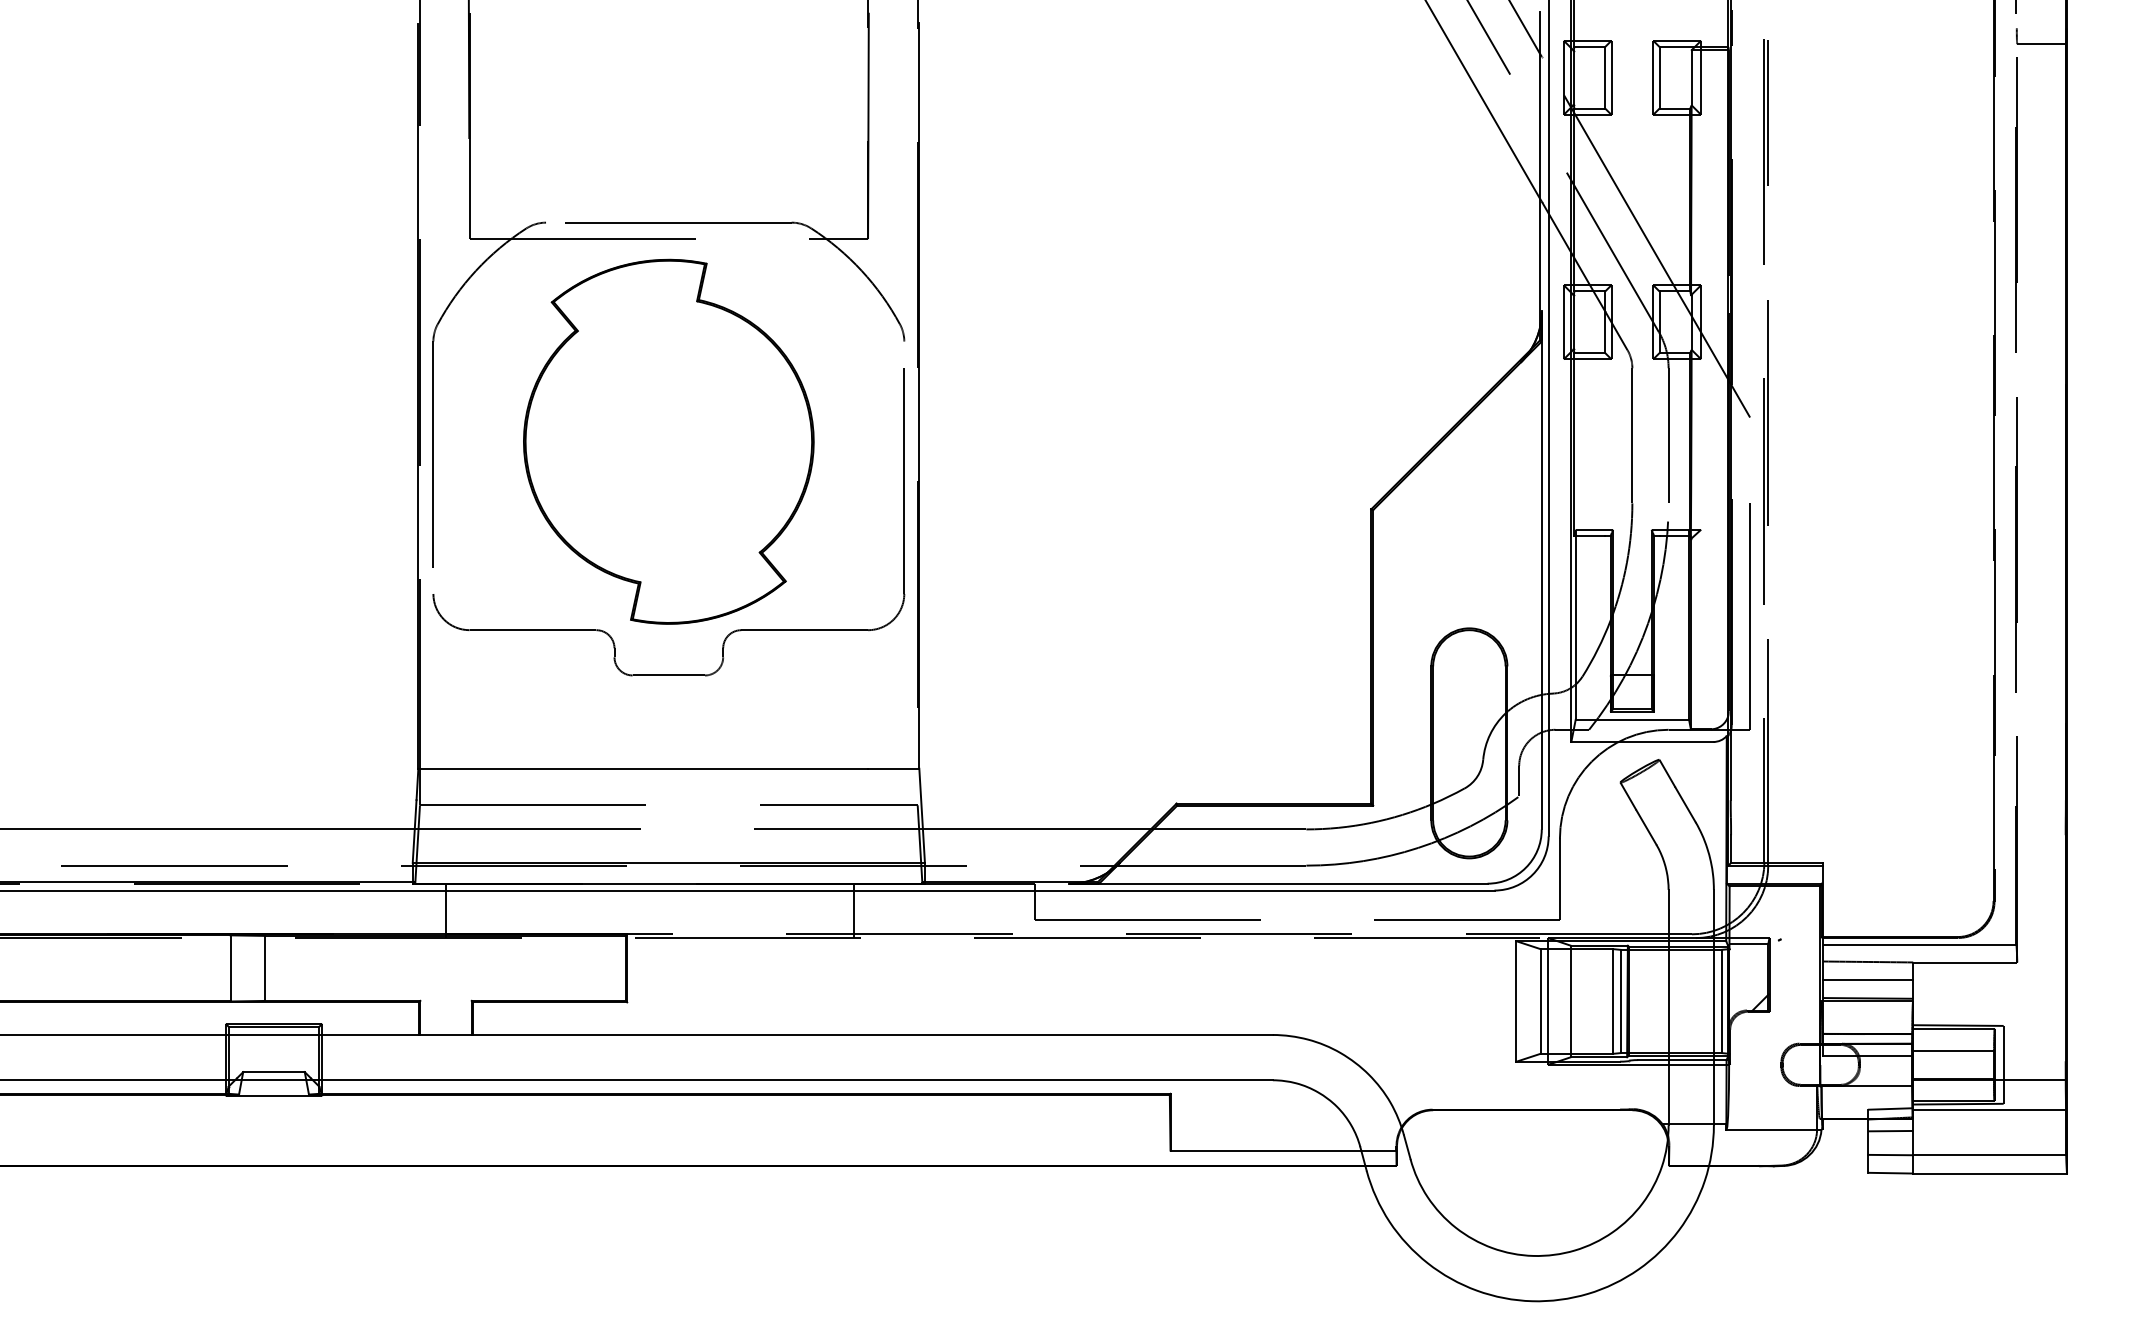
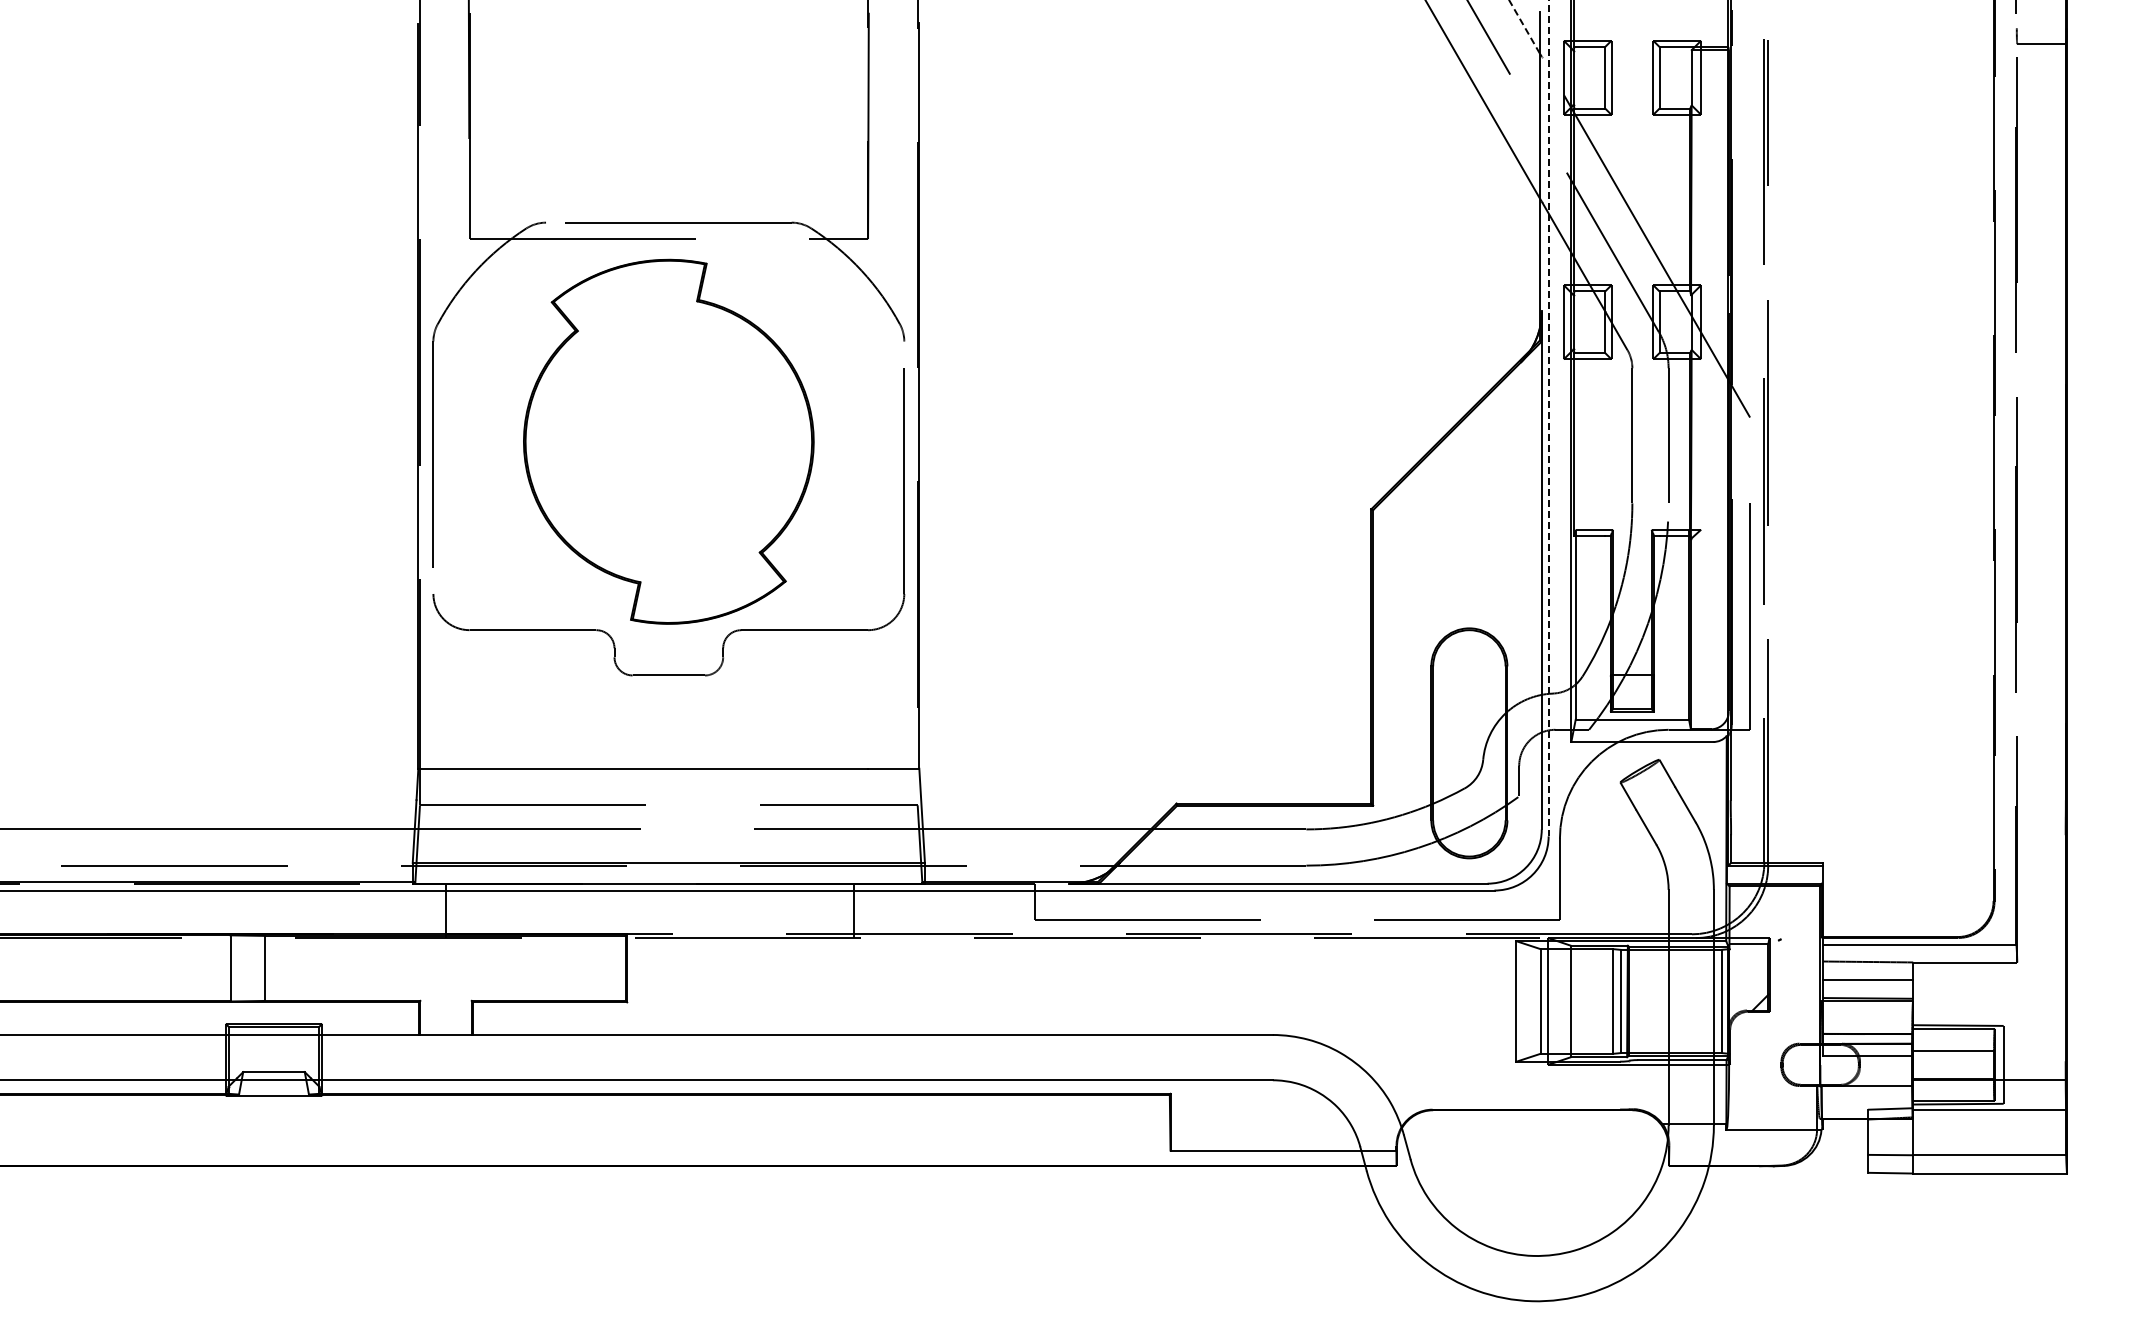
line: solid -> dashed (1524, 26)
line: solid -> dashed (1548, 418)
line: present -> none (1890, 1130)
